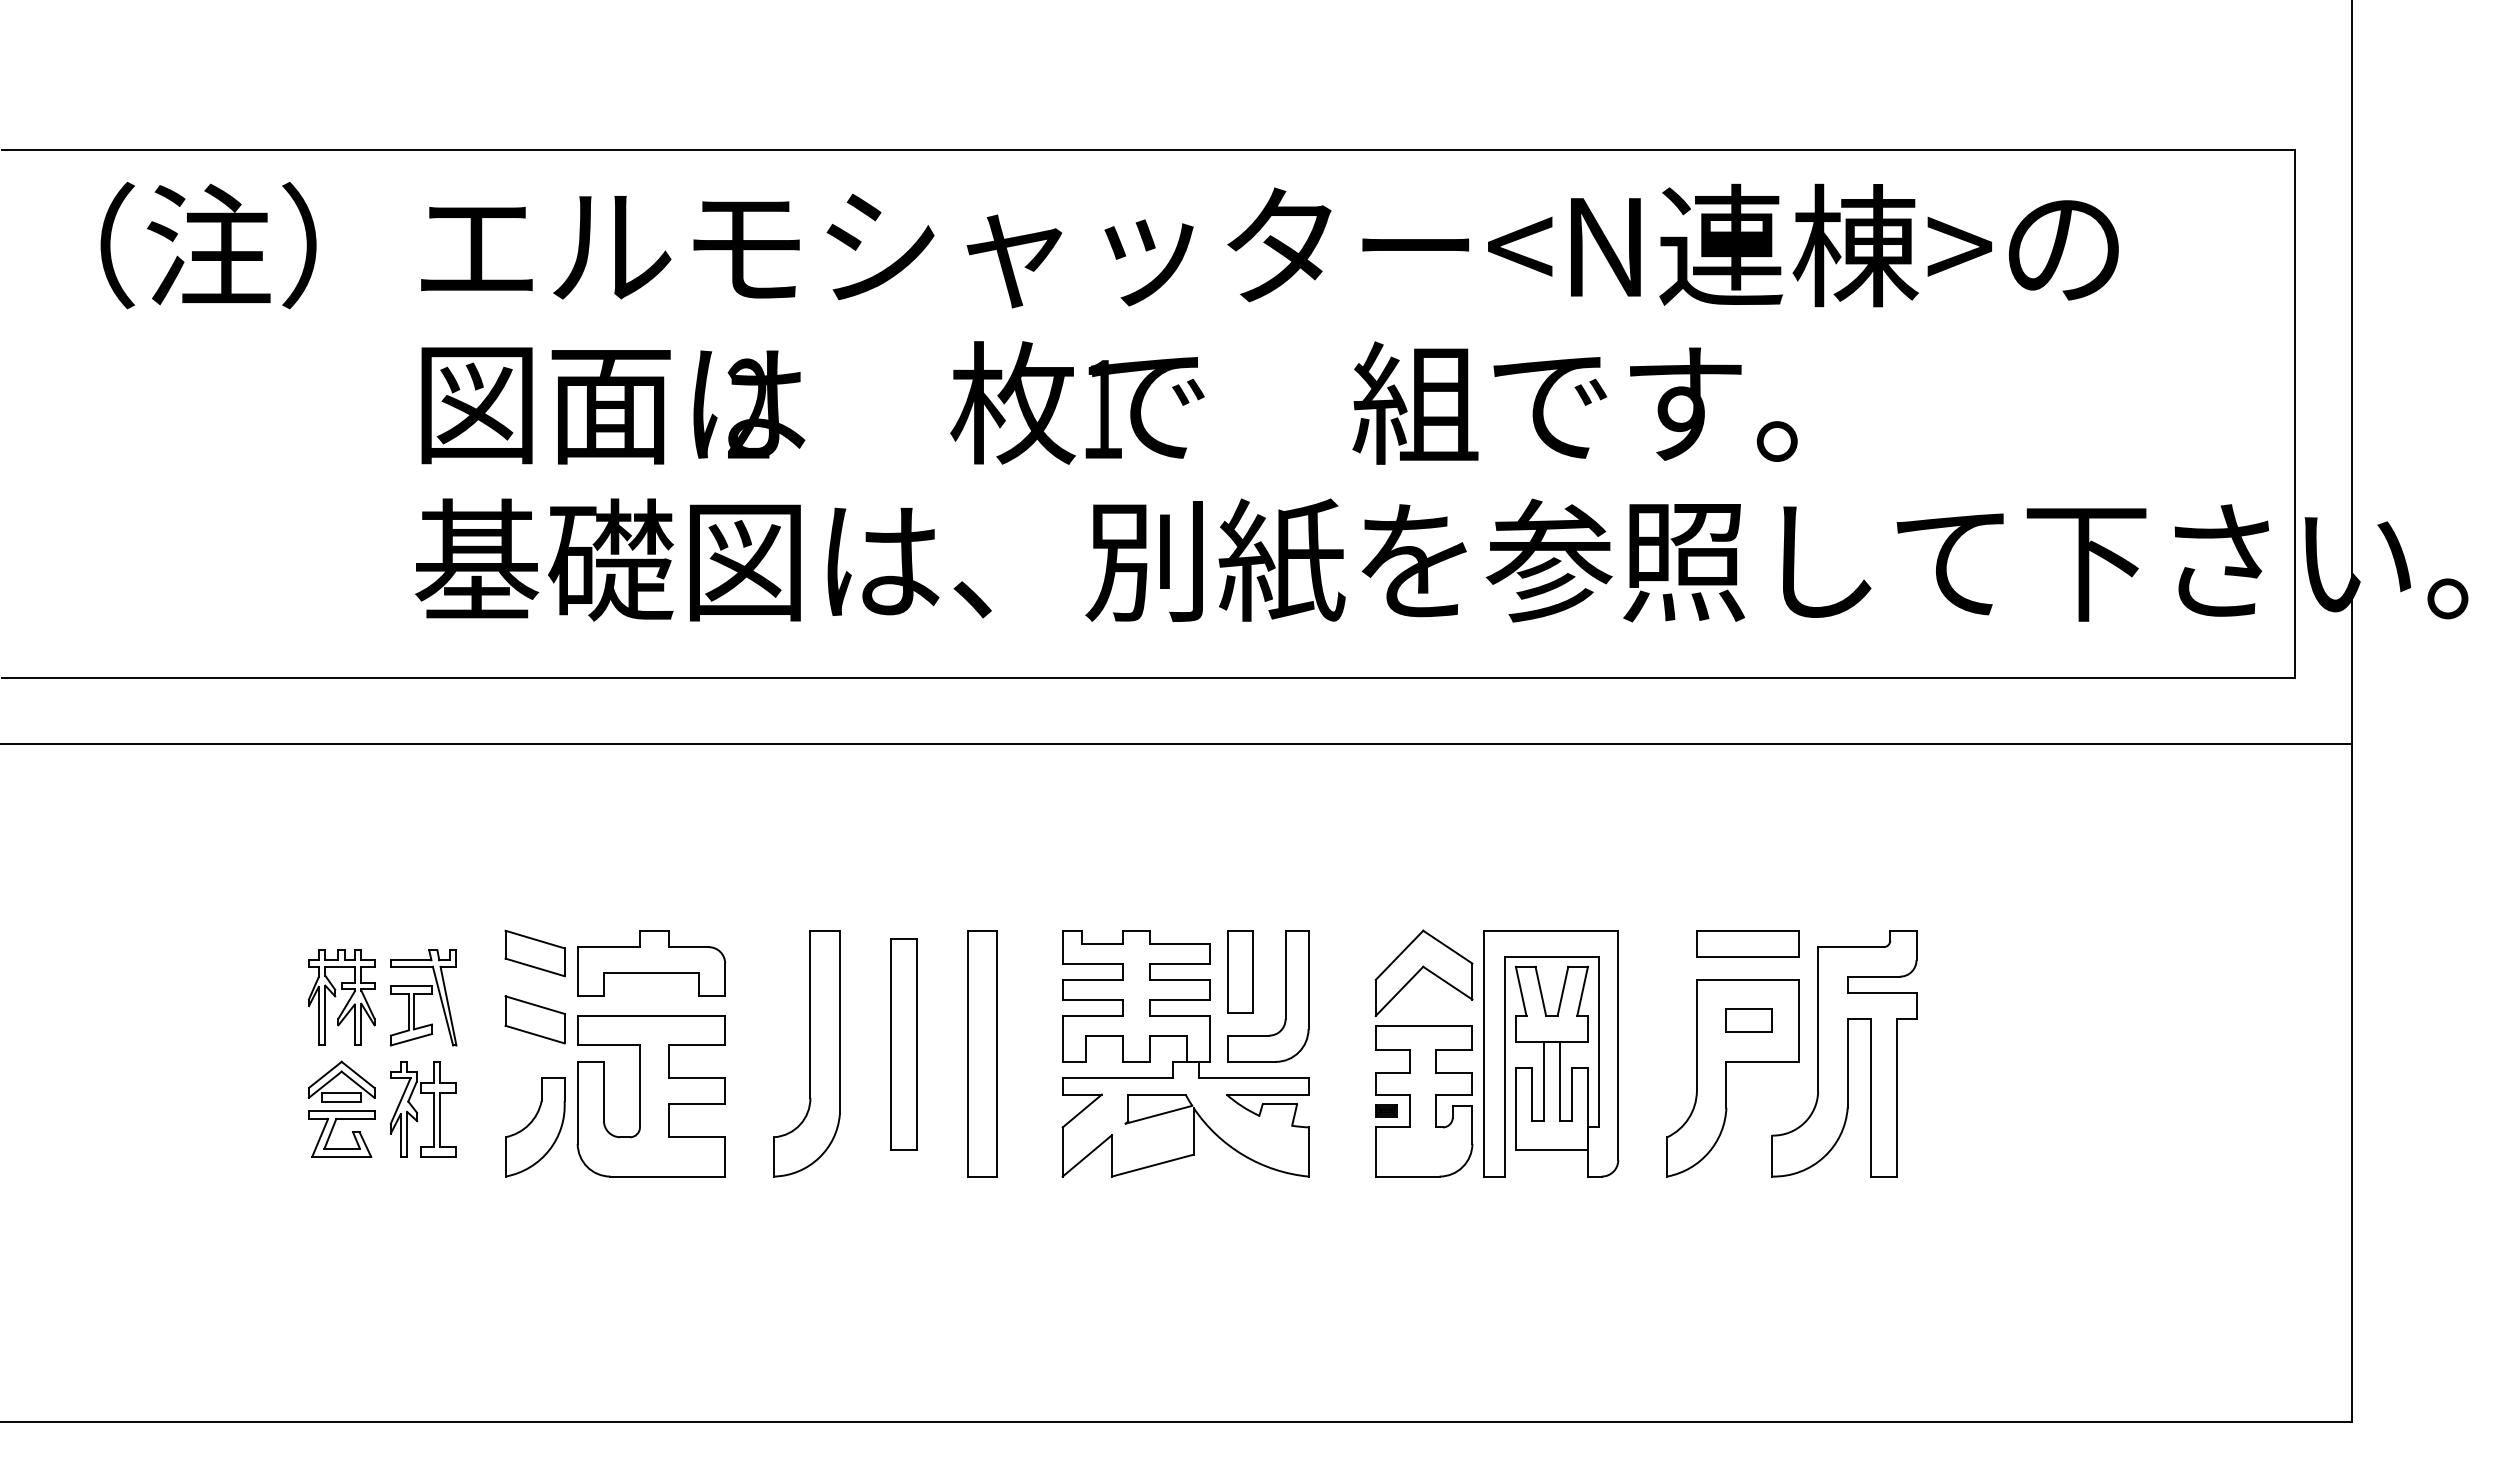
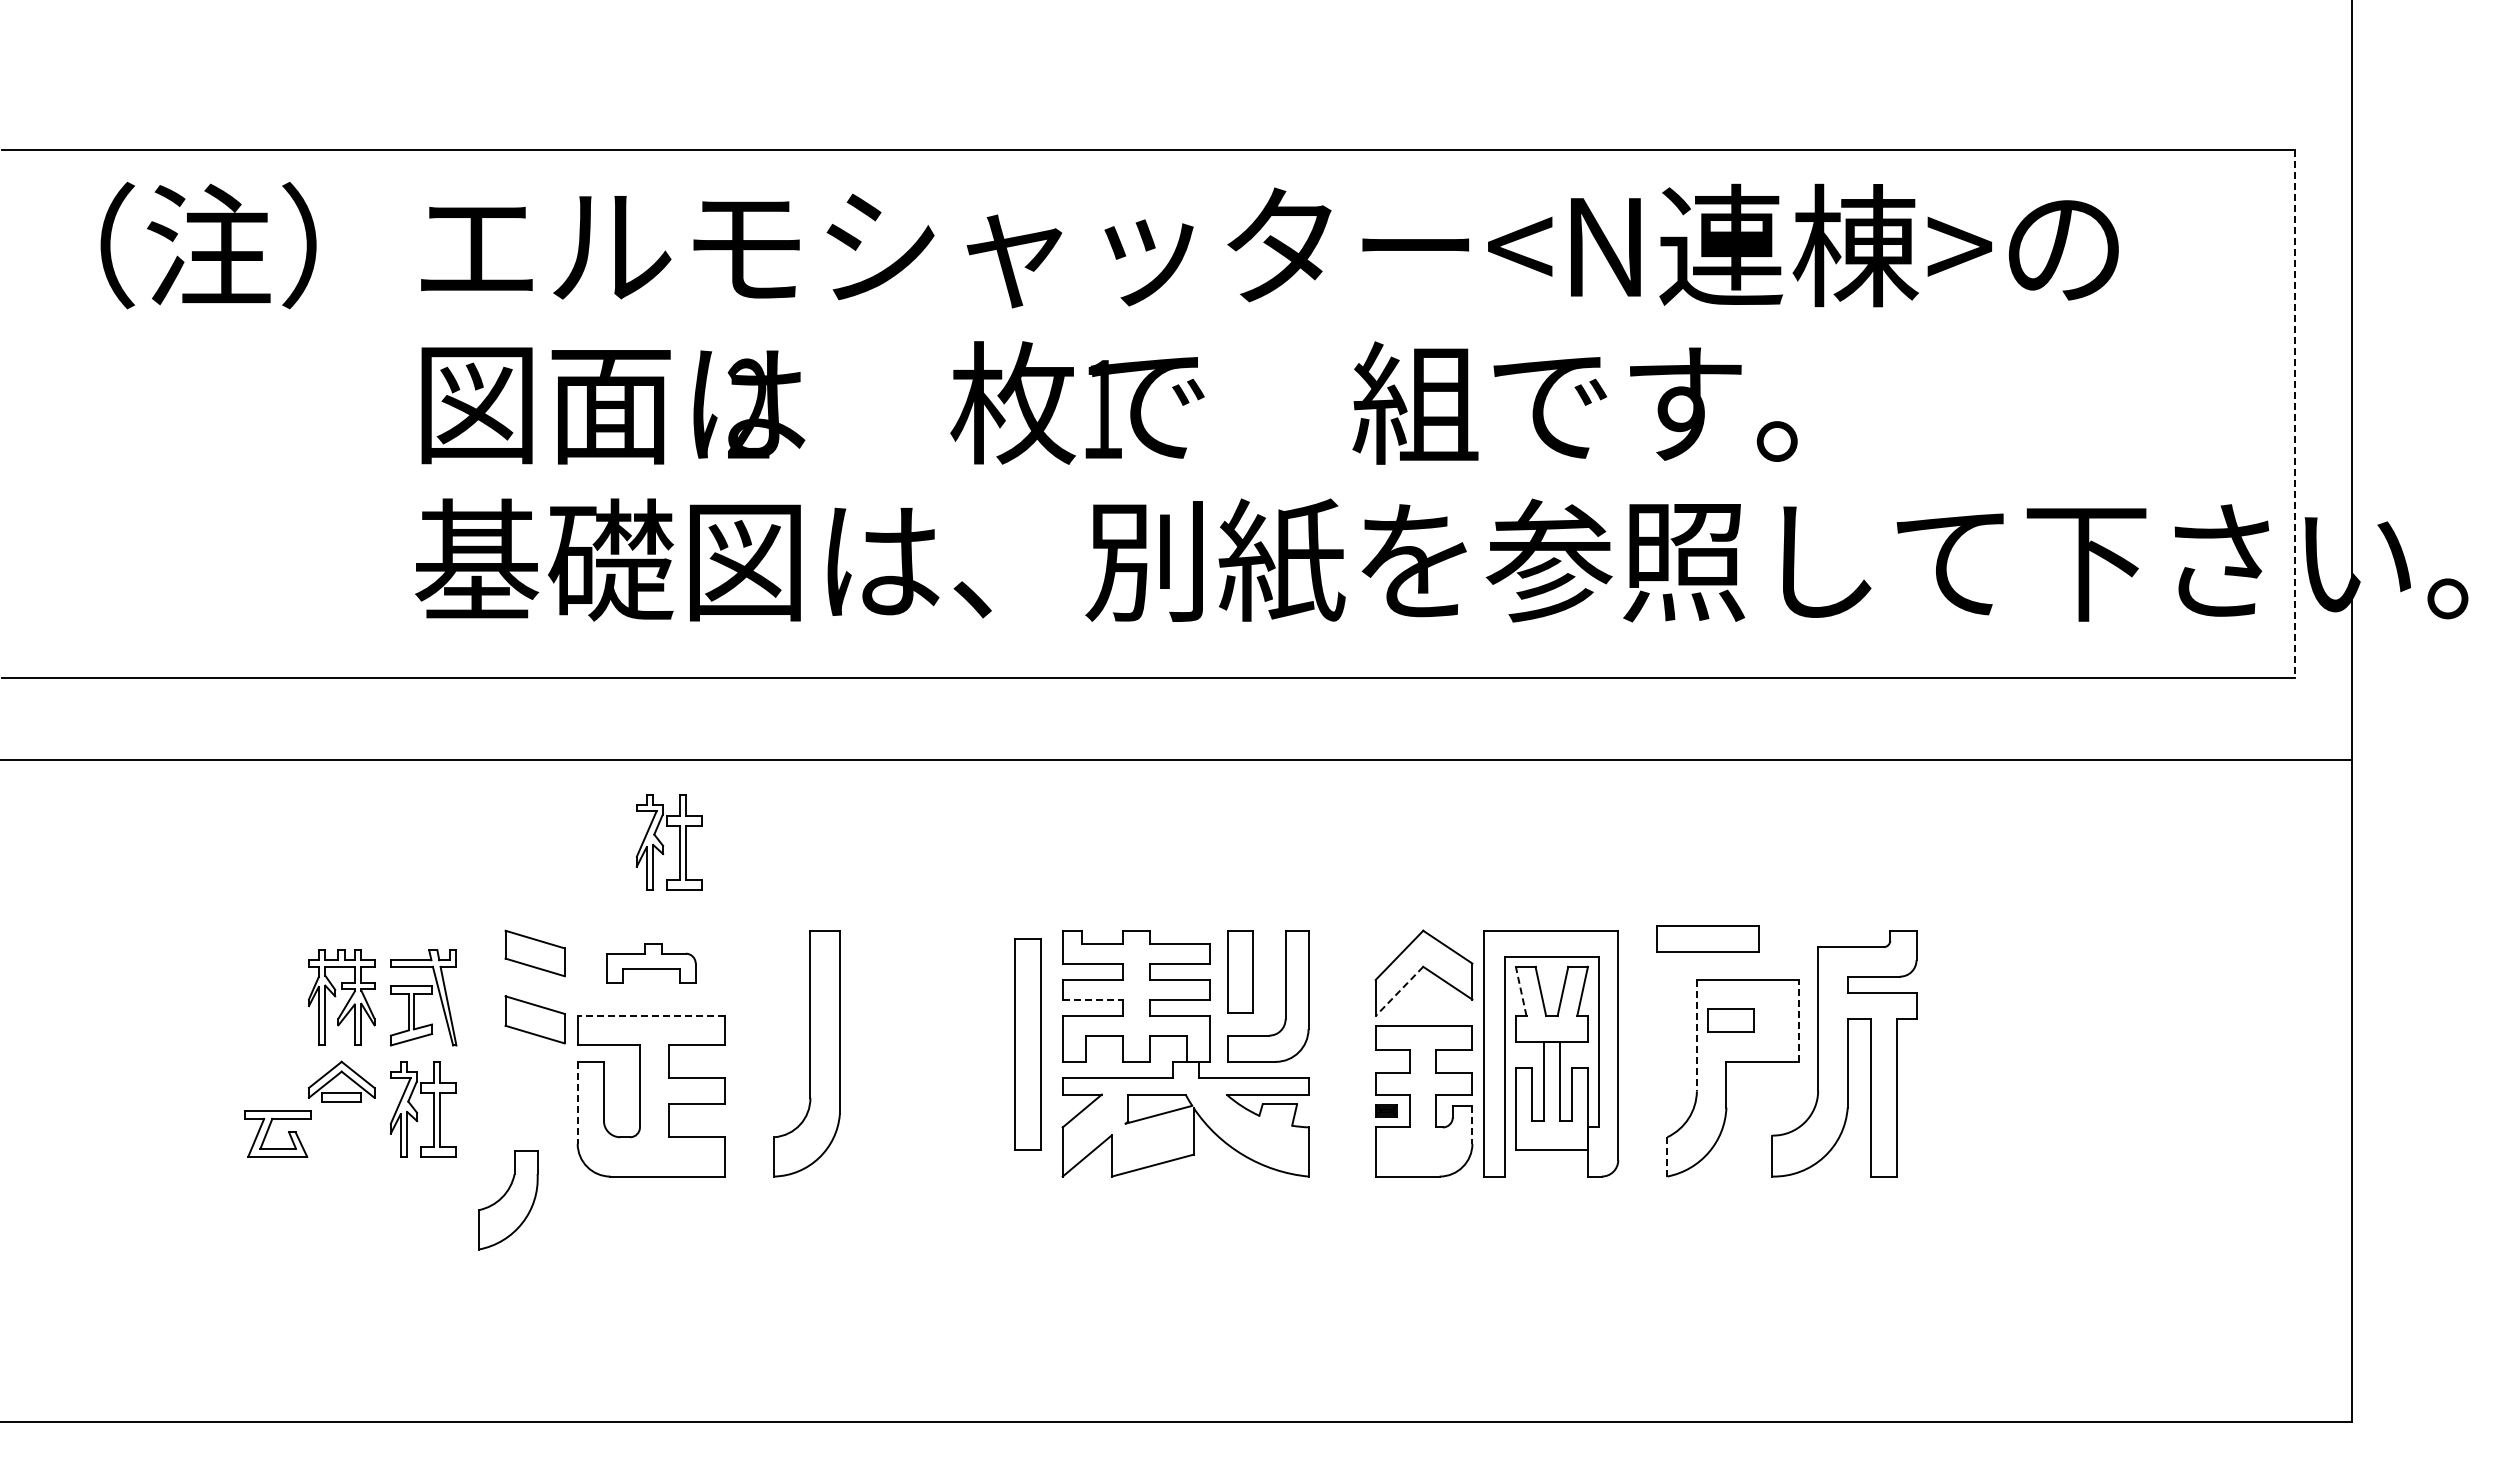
line: solid -> dashed (2295, 414)
line position: (1176, 743) -> (1176, 759) (1176, 759)
part: none -> present (668, 842)
part position: (1747, 943) -> (1707, 938) (1707, 938)
part size: 149x67 px -> 91x41 px (651, 963)
line: solid -> dashed (1521, 990)
line: solid -> dashed (1399, 991)
line: solid -> dashed (1093, 999)
line: solid -> dashed (651, 1015)
part position: (1748, 1020) -> (1730, 1020) (1730, 1020)
line: solid -> dashed (1798, 1020)
line: solid -> dashed (1696, 1035)
part position: (903, 1044) -> (1027, 1044) (1027, 1044)
part: present -> none (982, 1053)
line: solid -> dashed (577, 1102)
line: solid -> dashed (1472, 1124)
part position: (535, 1127) -> (508, 1200) (508, 1200)
part position: (333, 1129) -> (269, 1129) (269, 1129)
line: solid -> dashed (1667, 1156)
